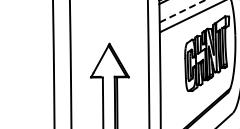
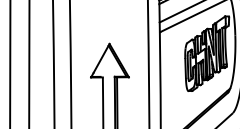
line: dashed -> solid (182, 11)
line: none -> present (10, 63)
line: none -> present (29, 63)
